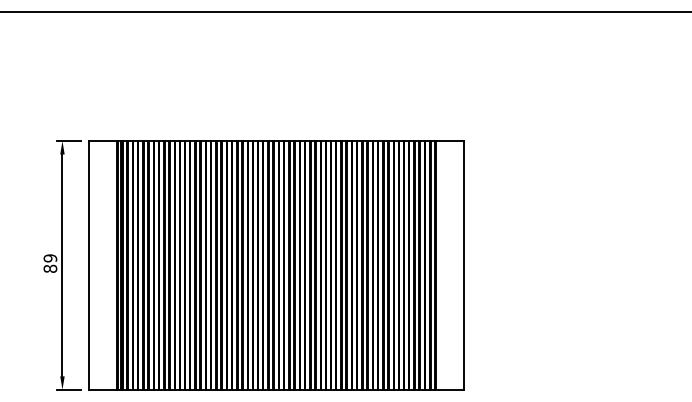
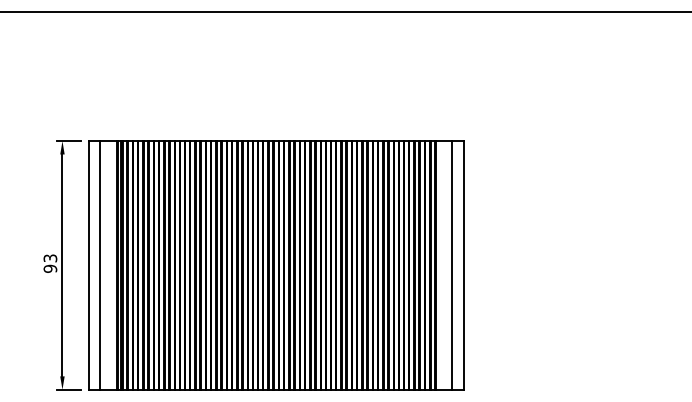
text: 89 -> 93 (50, 263)
line: none -> present (100, 265)
line: none -> present (452, 265)
